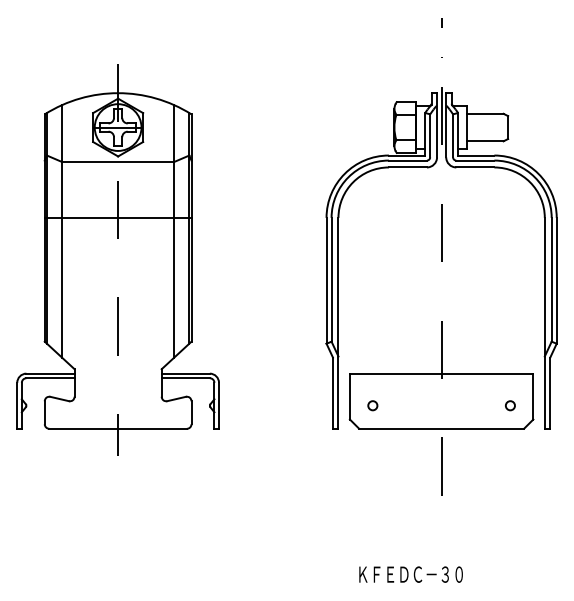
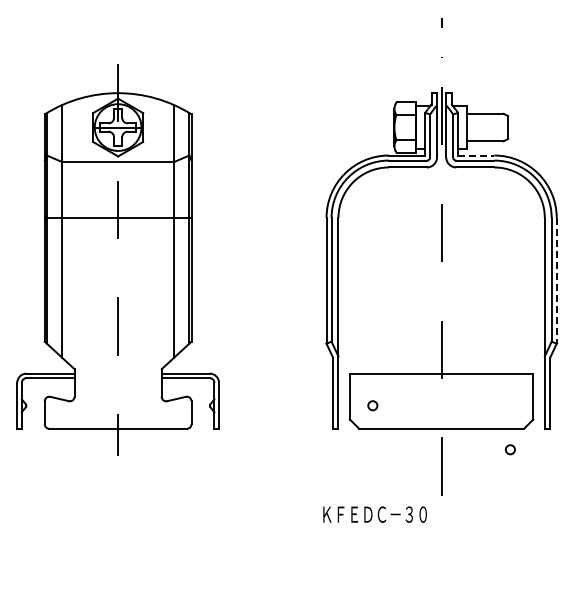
line: solid -> dashed (476, 155)
line: solid -> dashed (556, 280)
circle position: (510, 405) -> (510, 449) (510, 449)
text position: (410, 574) -> (374, 514) (374, 514)
